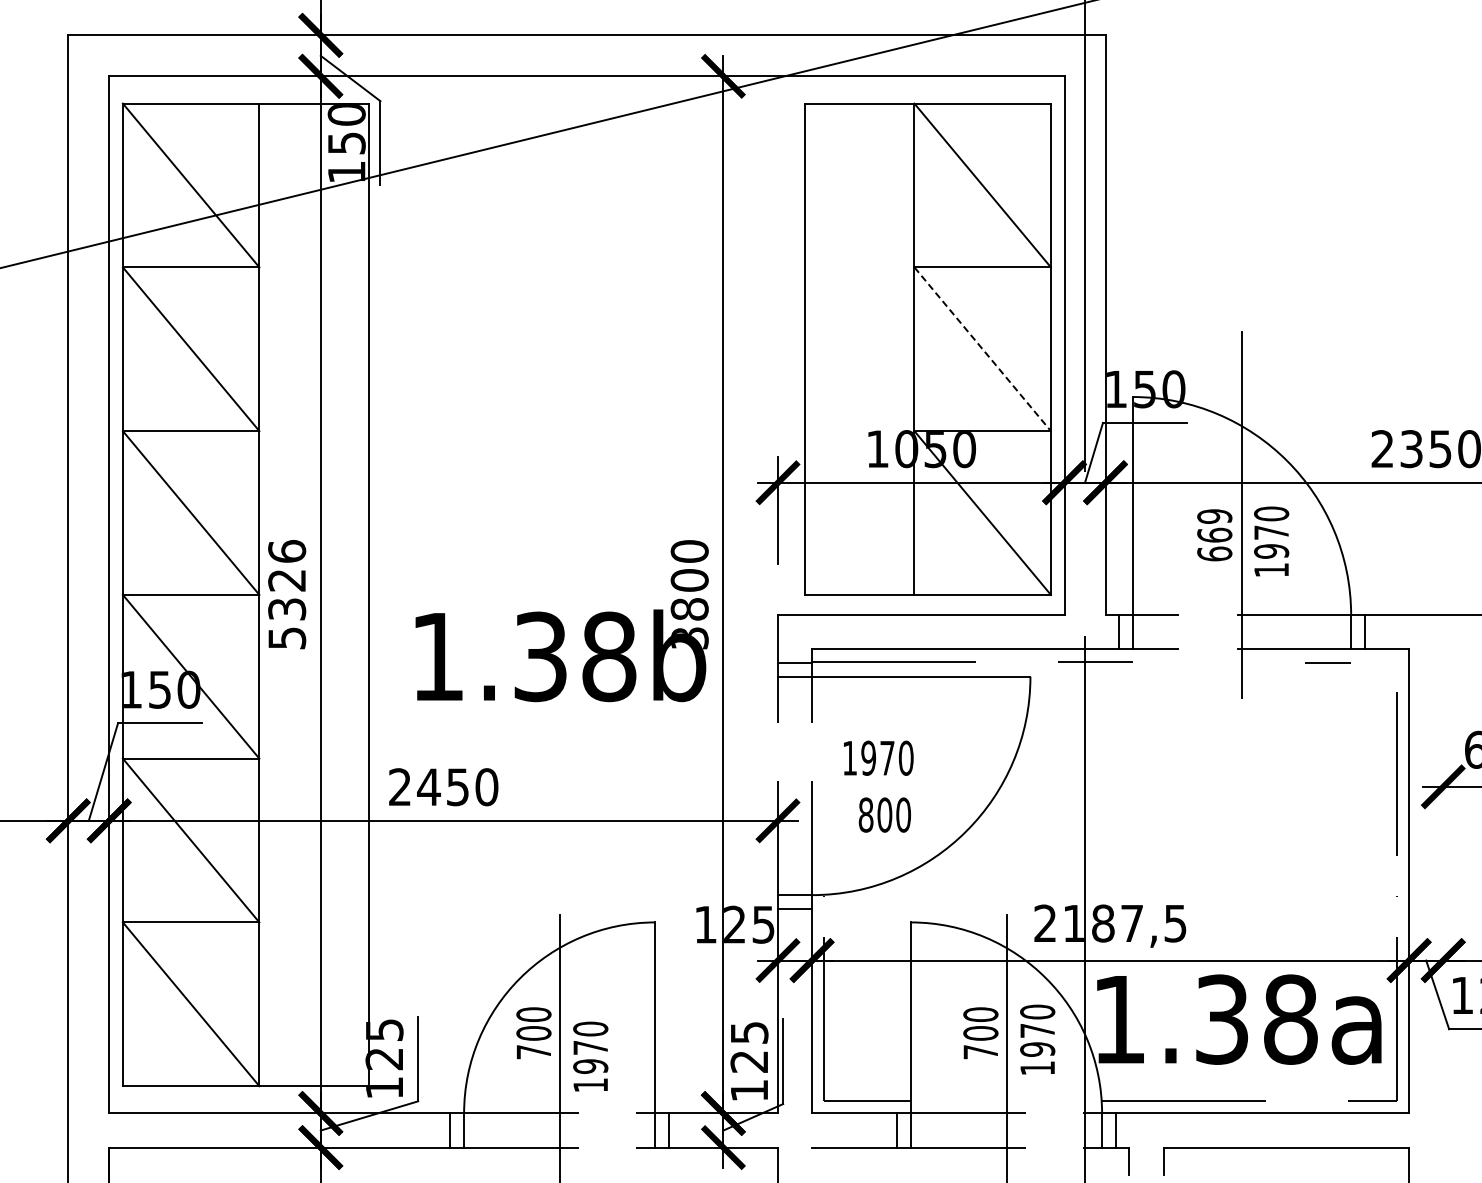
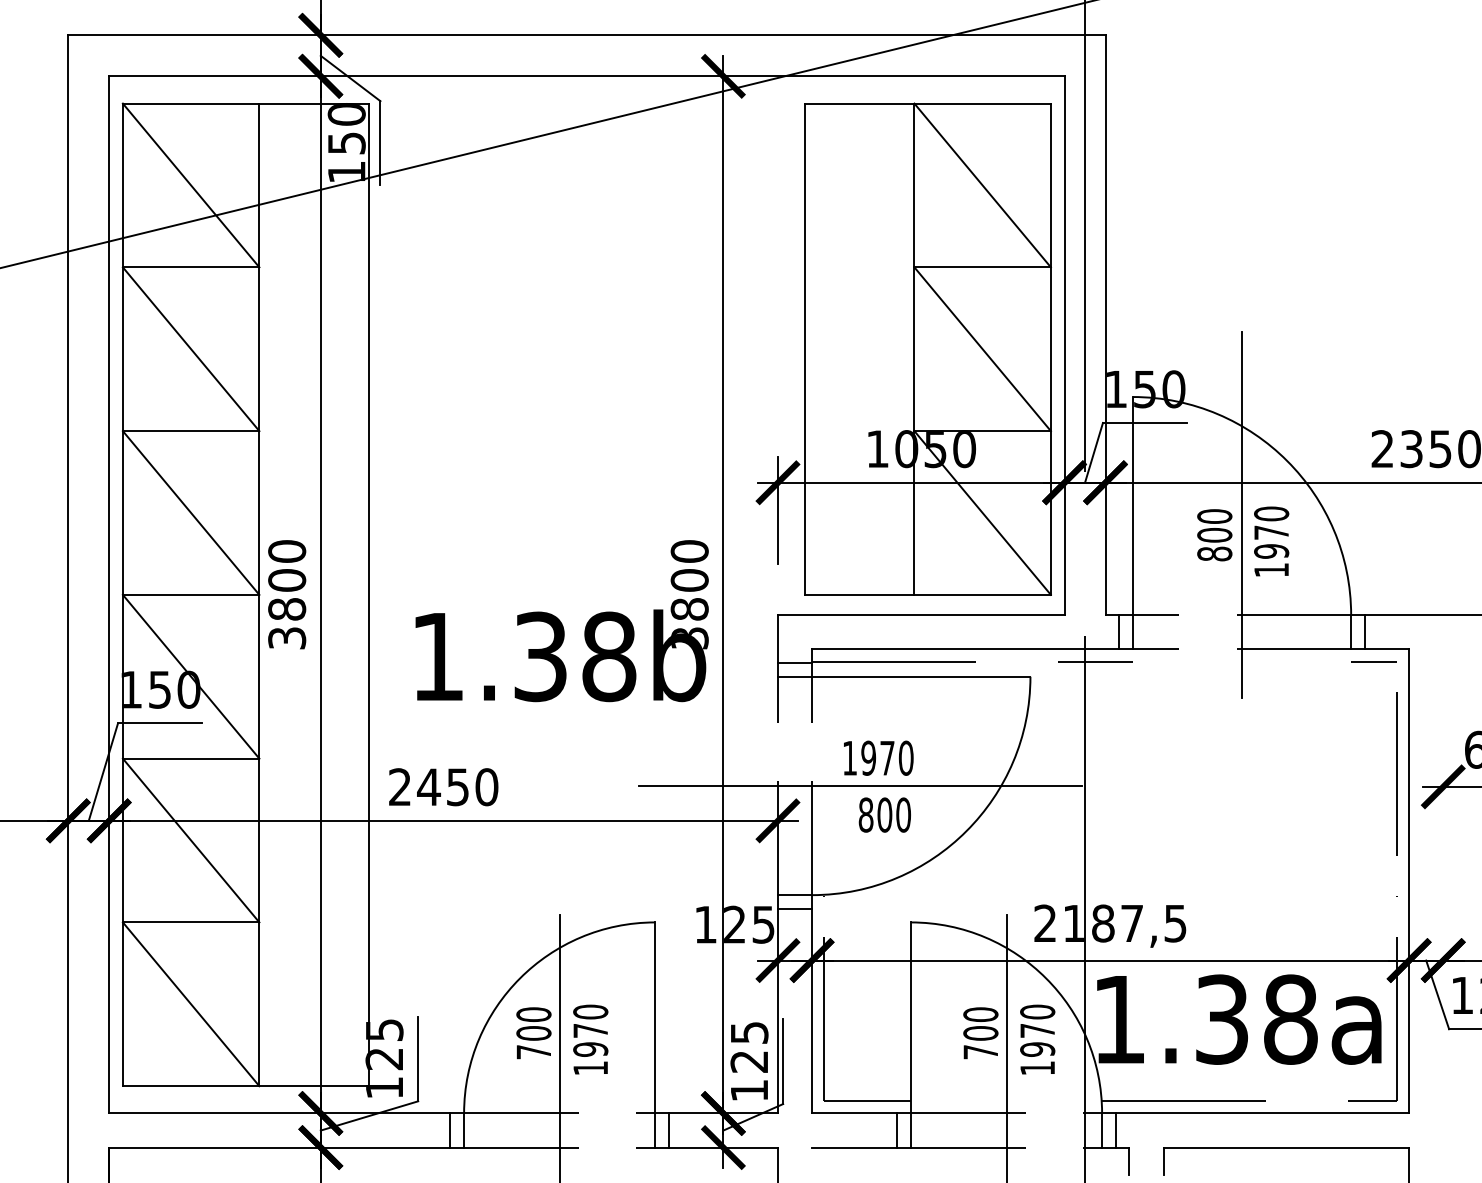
line: dashed -> solid (982, 349)
text: 669 -> 800 (1214, 535)
text: 5326 -> 3800 (287, 594)
line position: (1327, 662) -> (1373, 661) (1373, 661)
line: none -> present (860, 785)
text position: (590, 1056) -> (590, 1039) (590, 1039)
